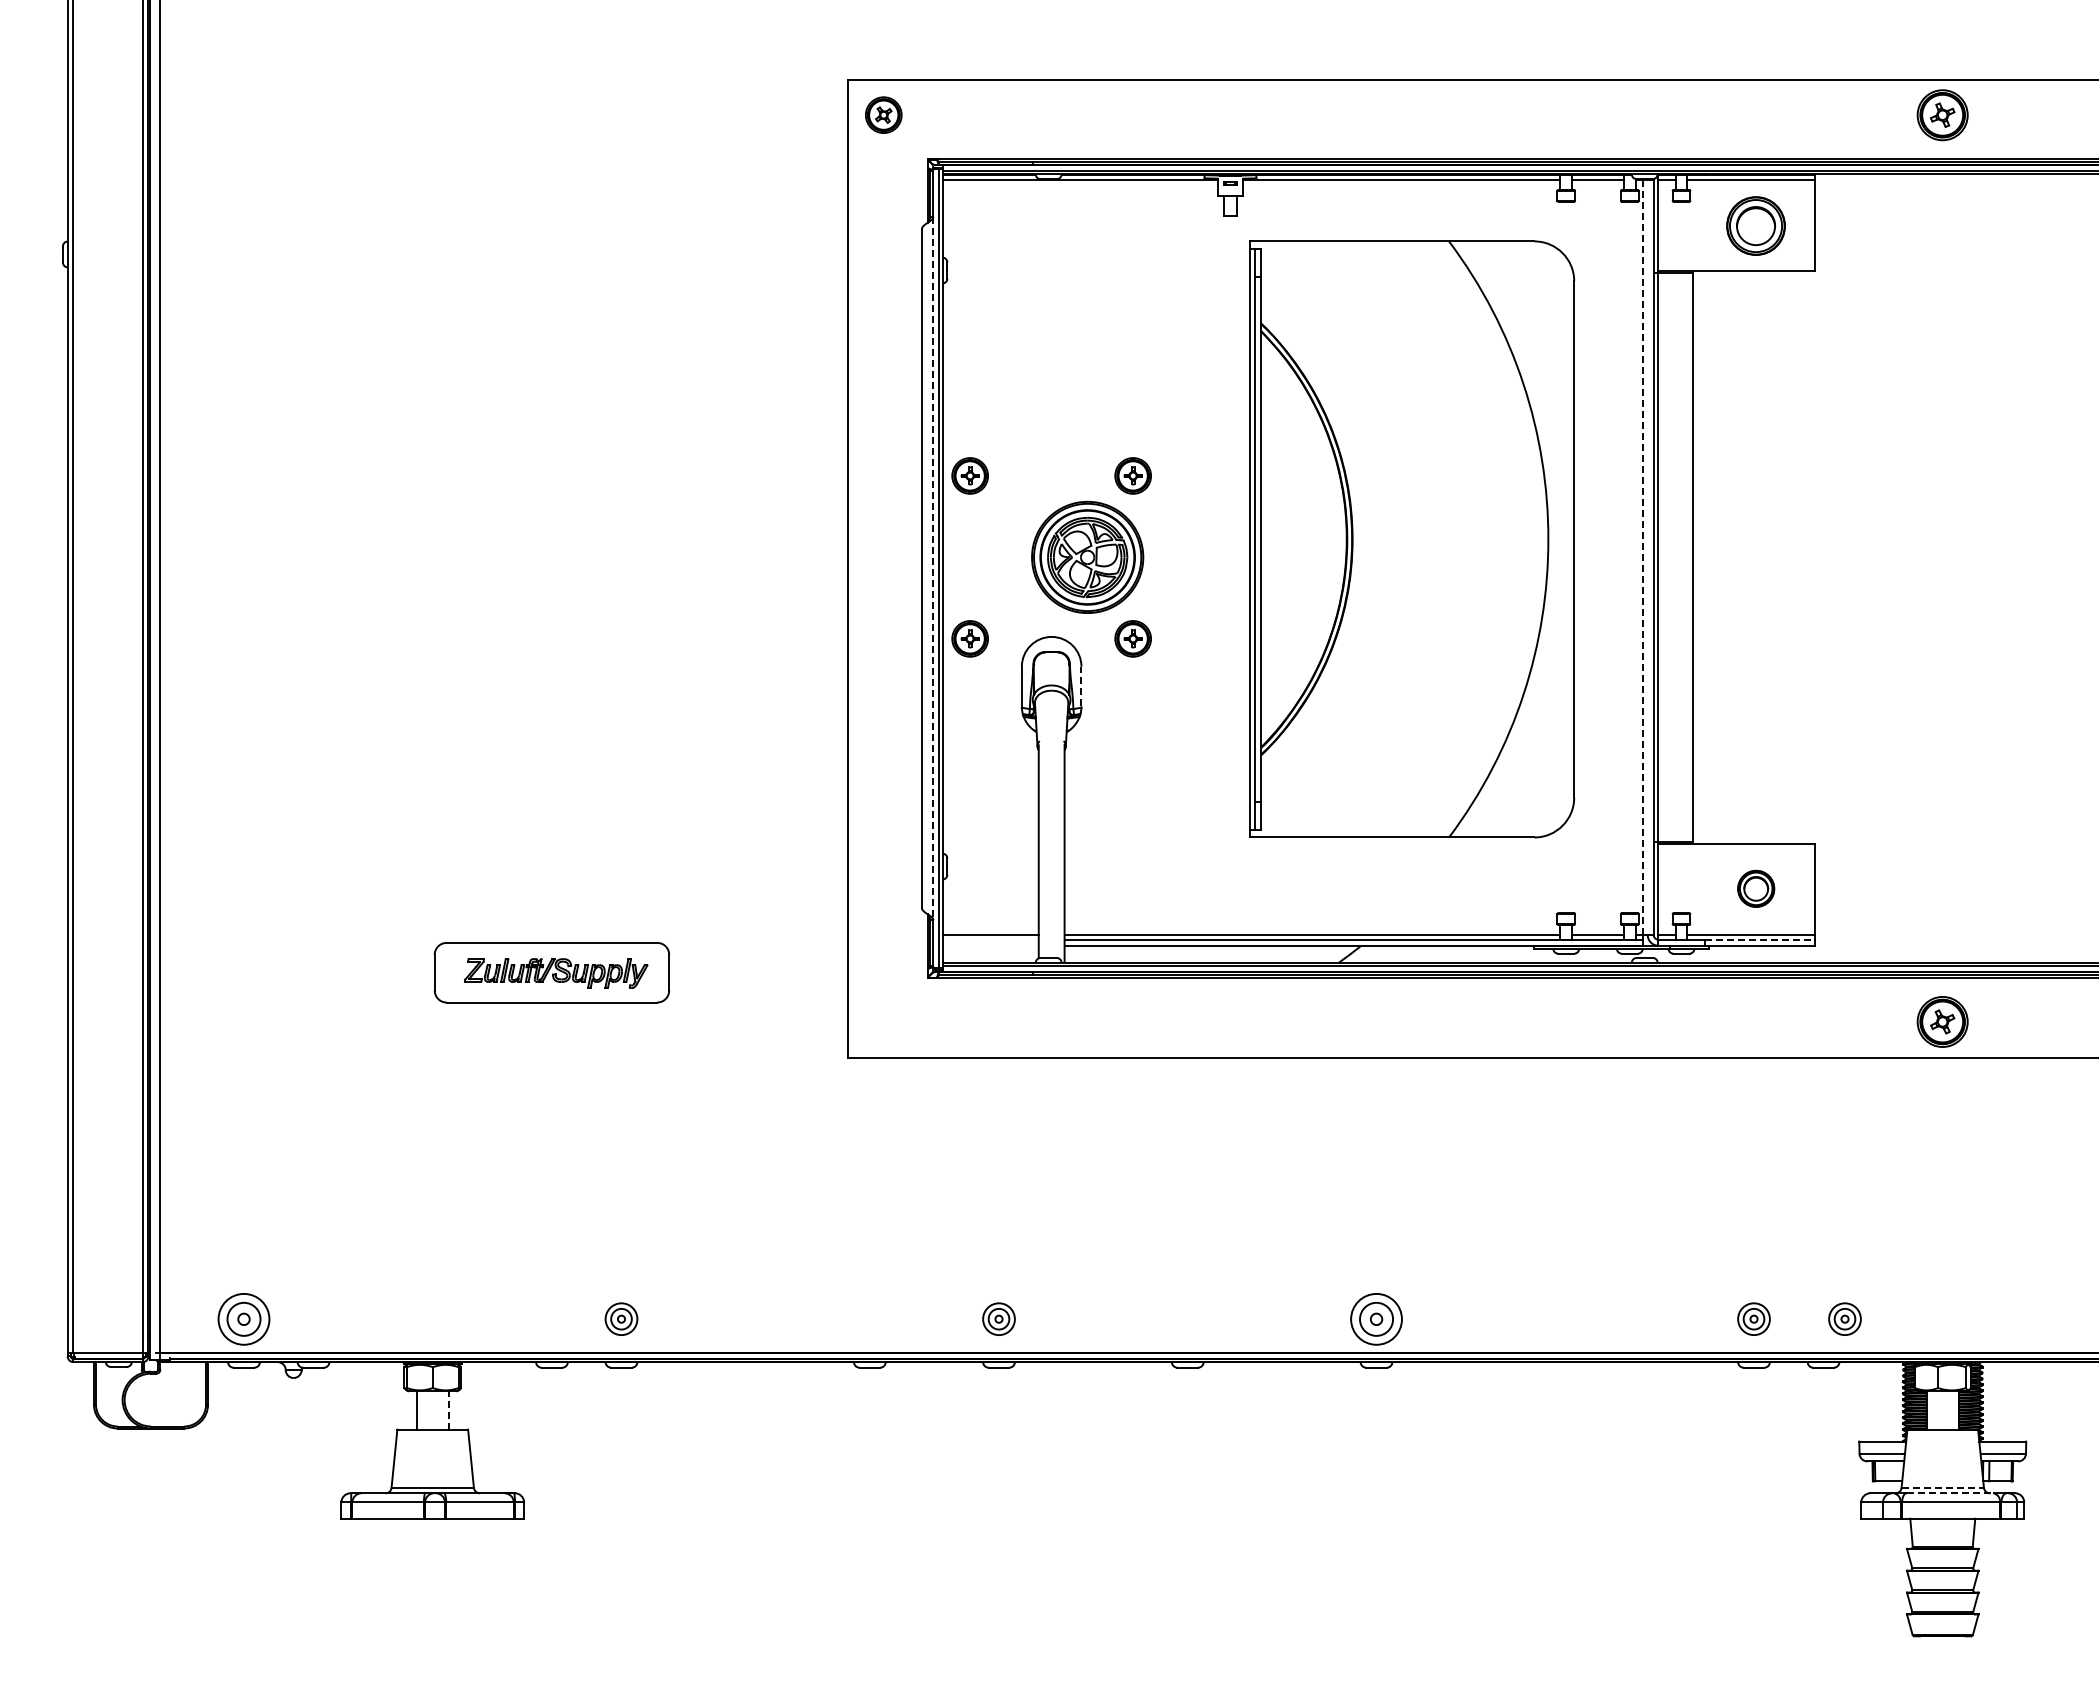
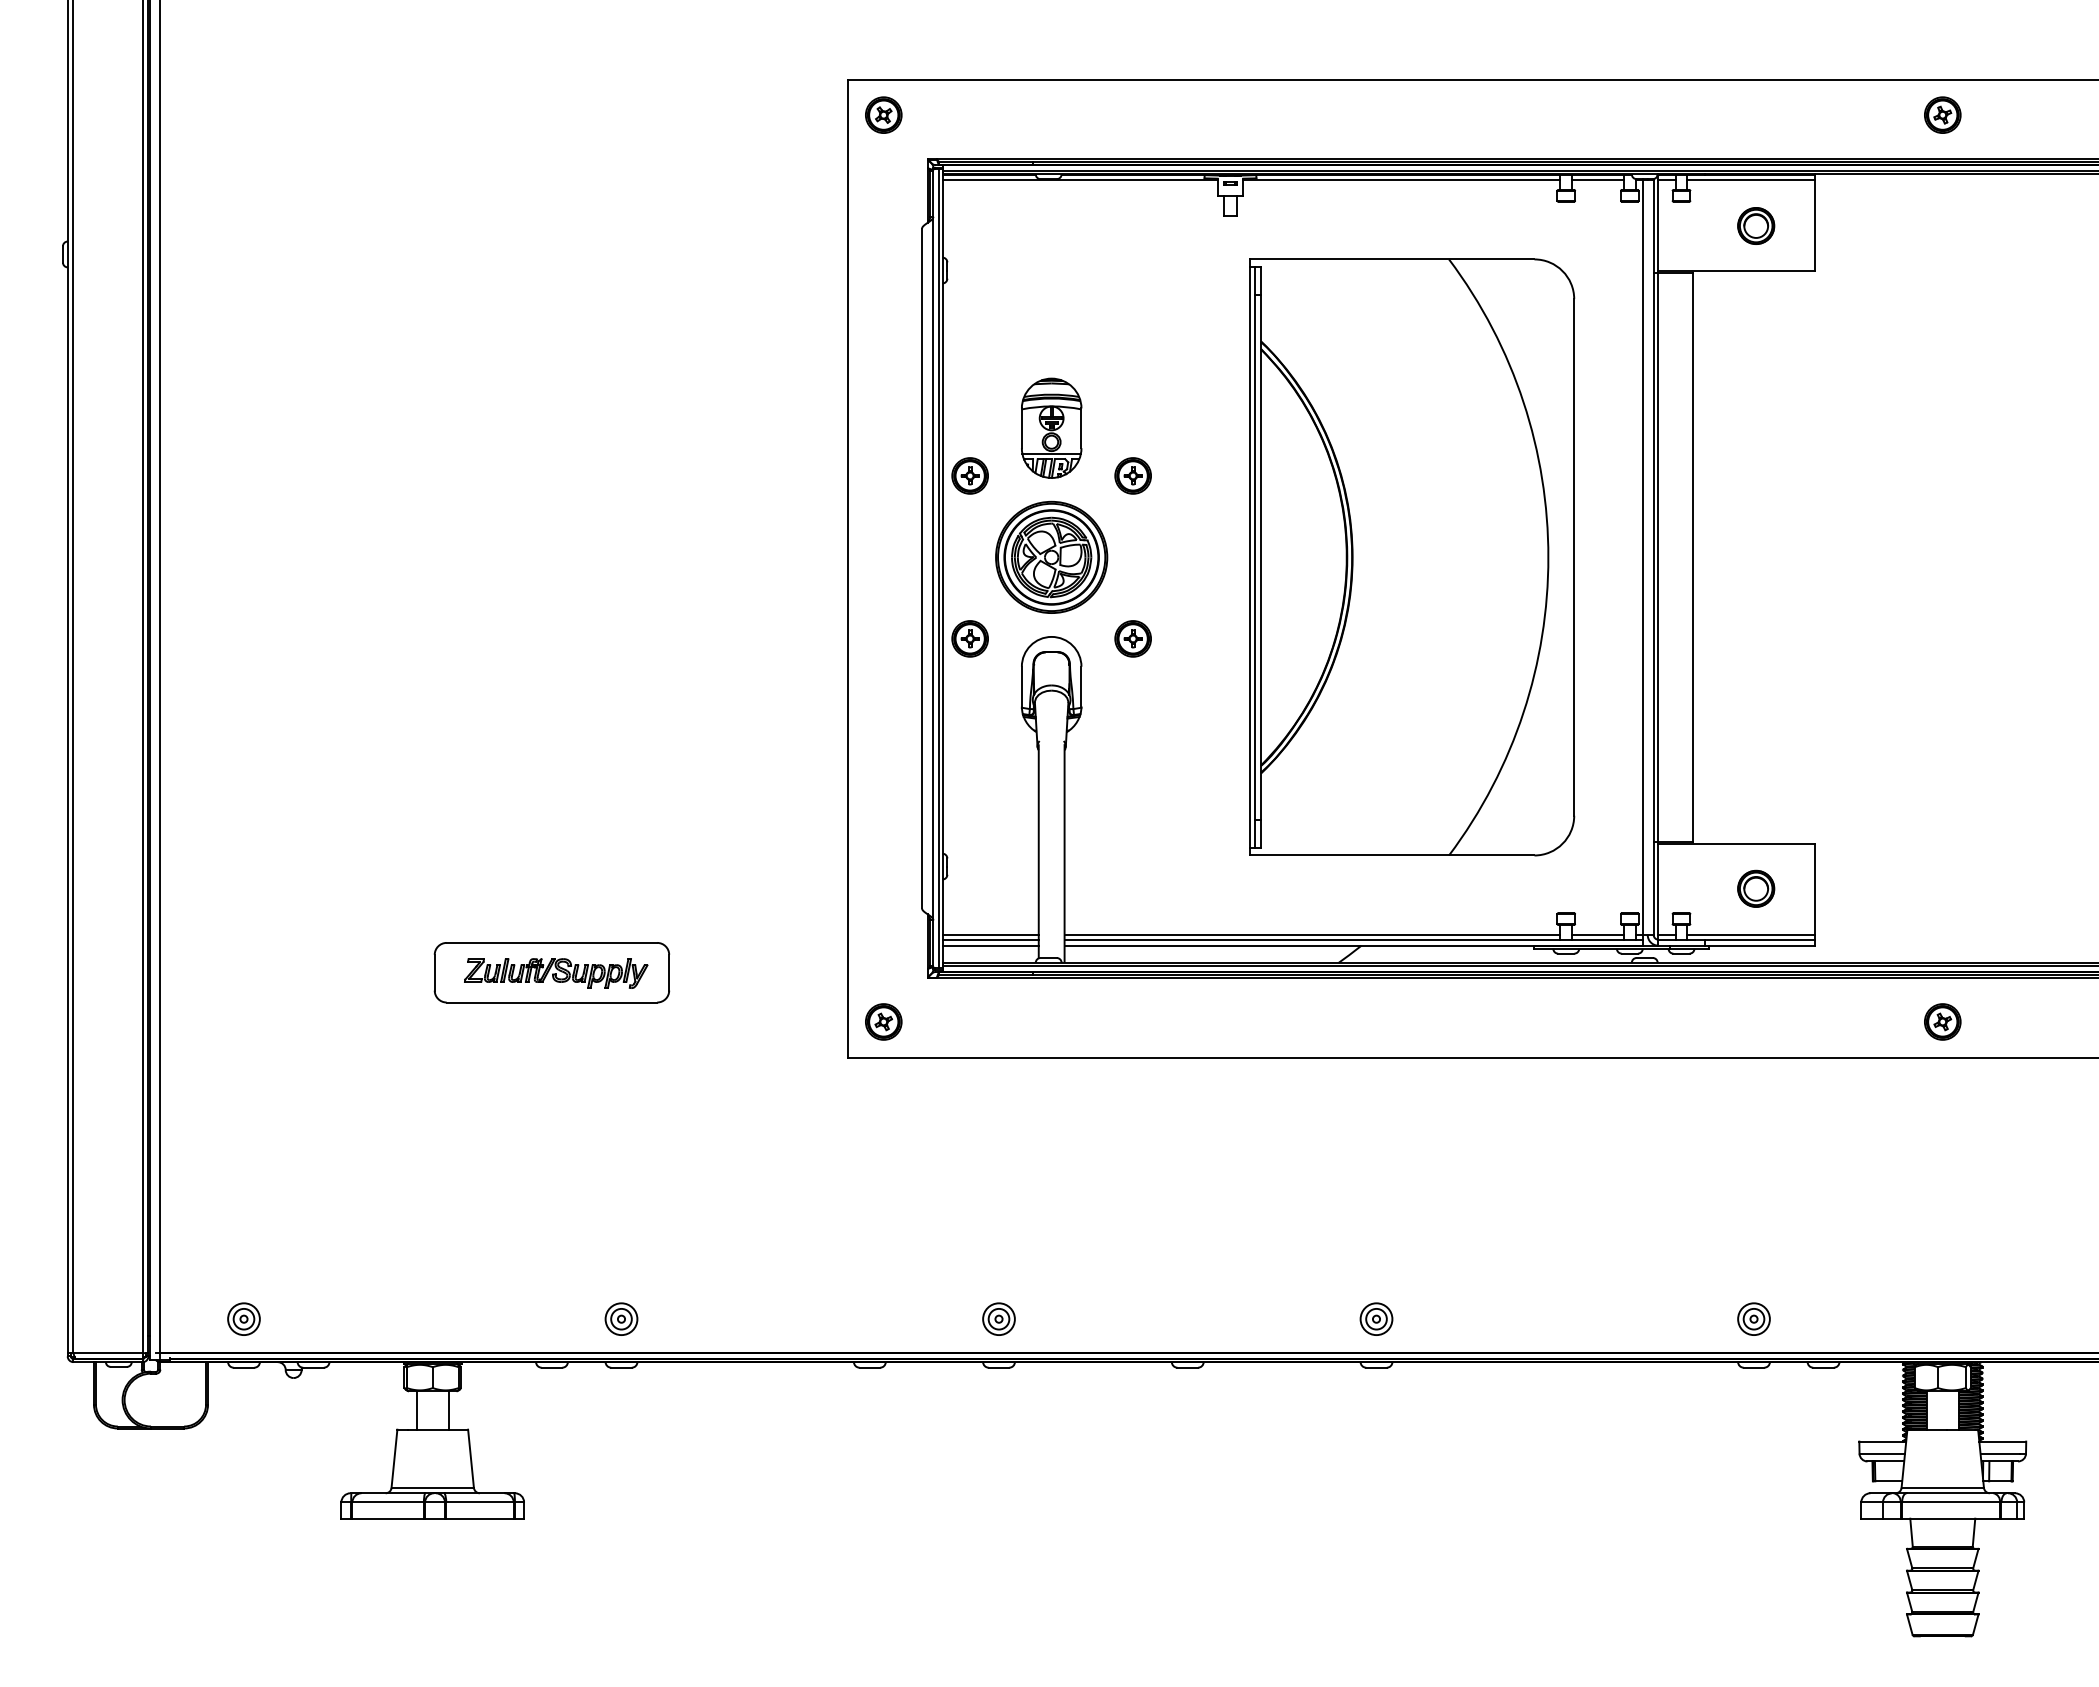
part size: 53x53 px -> 38x38 px (1942, 114)
part size: 60x60 px -> 39x38 px (1756, 225)
part: none -> present (1051, 427)
part position: (1412, 539) -> (1412, 557) (1412, 557)
part position: (1087, 556) -> (1051, 556) (1051, 556)
line: dashed -> solid (1642, 557)
line: dashed -> solid (933, 568)
line: dashed -> solid (1081, 686)
line: none -> present (990, 939)
line: dashed -> solid (1760, 939)
line: none -> present (990, 945)
part: none -> present (883, 1021)
part size: 53x52 px -> 38x38 px (1942, 1021)
part: present -> none (1844, 1318)
part size: 54x53 px -> 34x34 px (243, 1318)
part size: 53x53 px -> 35x34 px (1376, 1318)
line: dashed -> solid (448, 1409)
line: dashed -> solid (1943, 1487)
line: dashed -> solid (1950, 1493)
